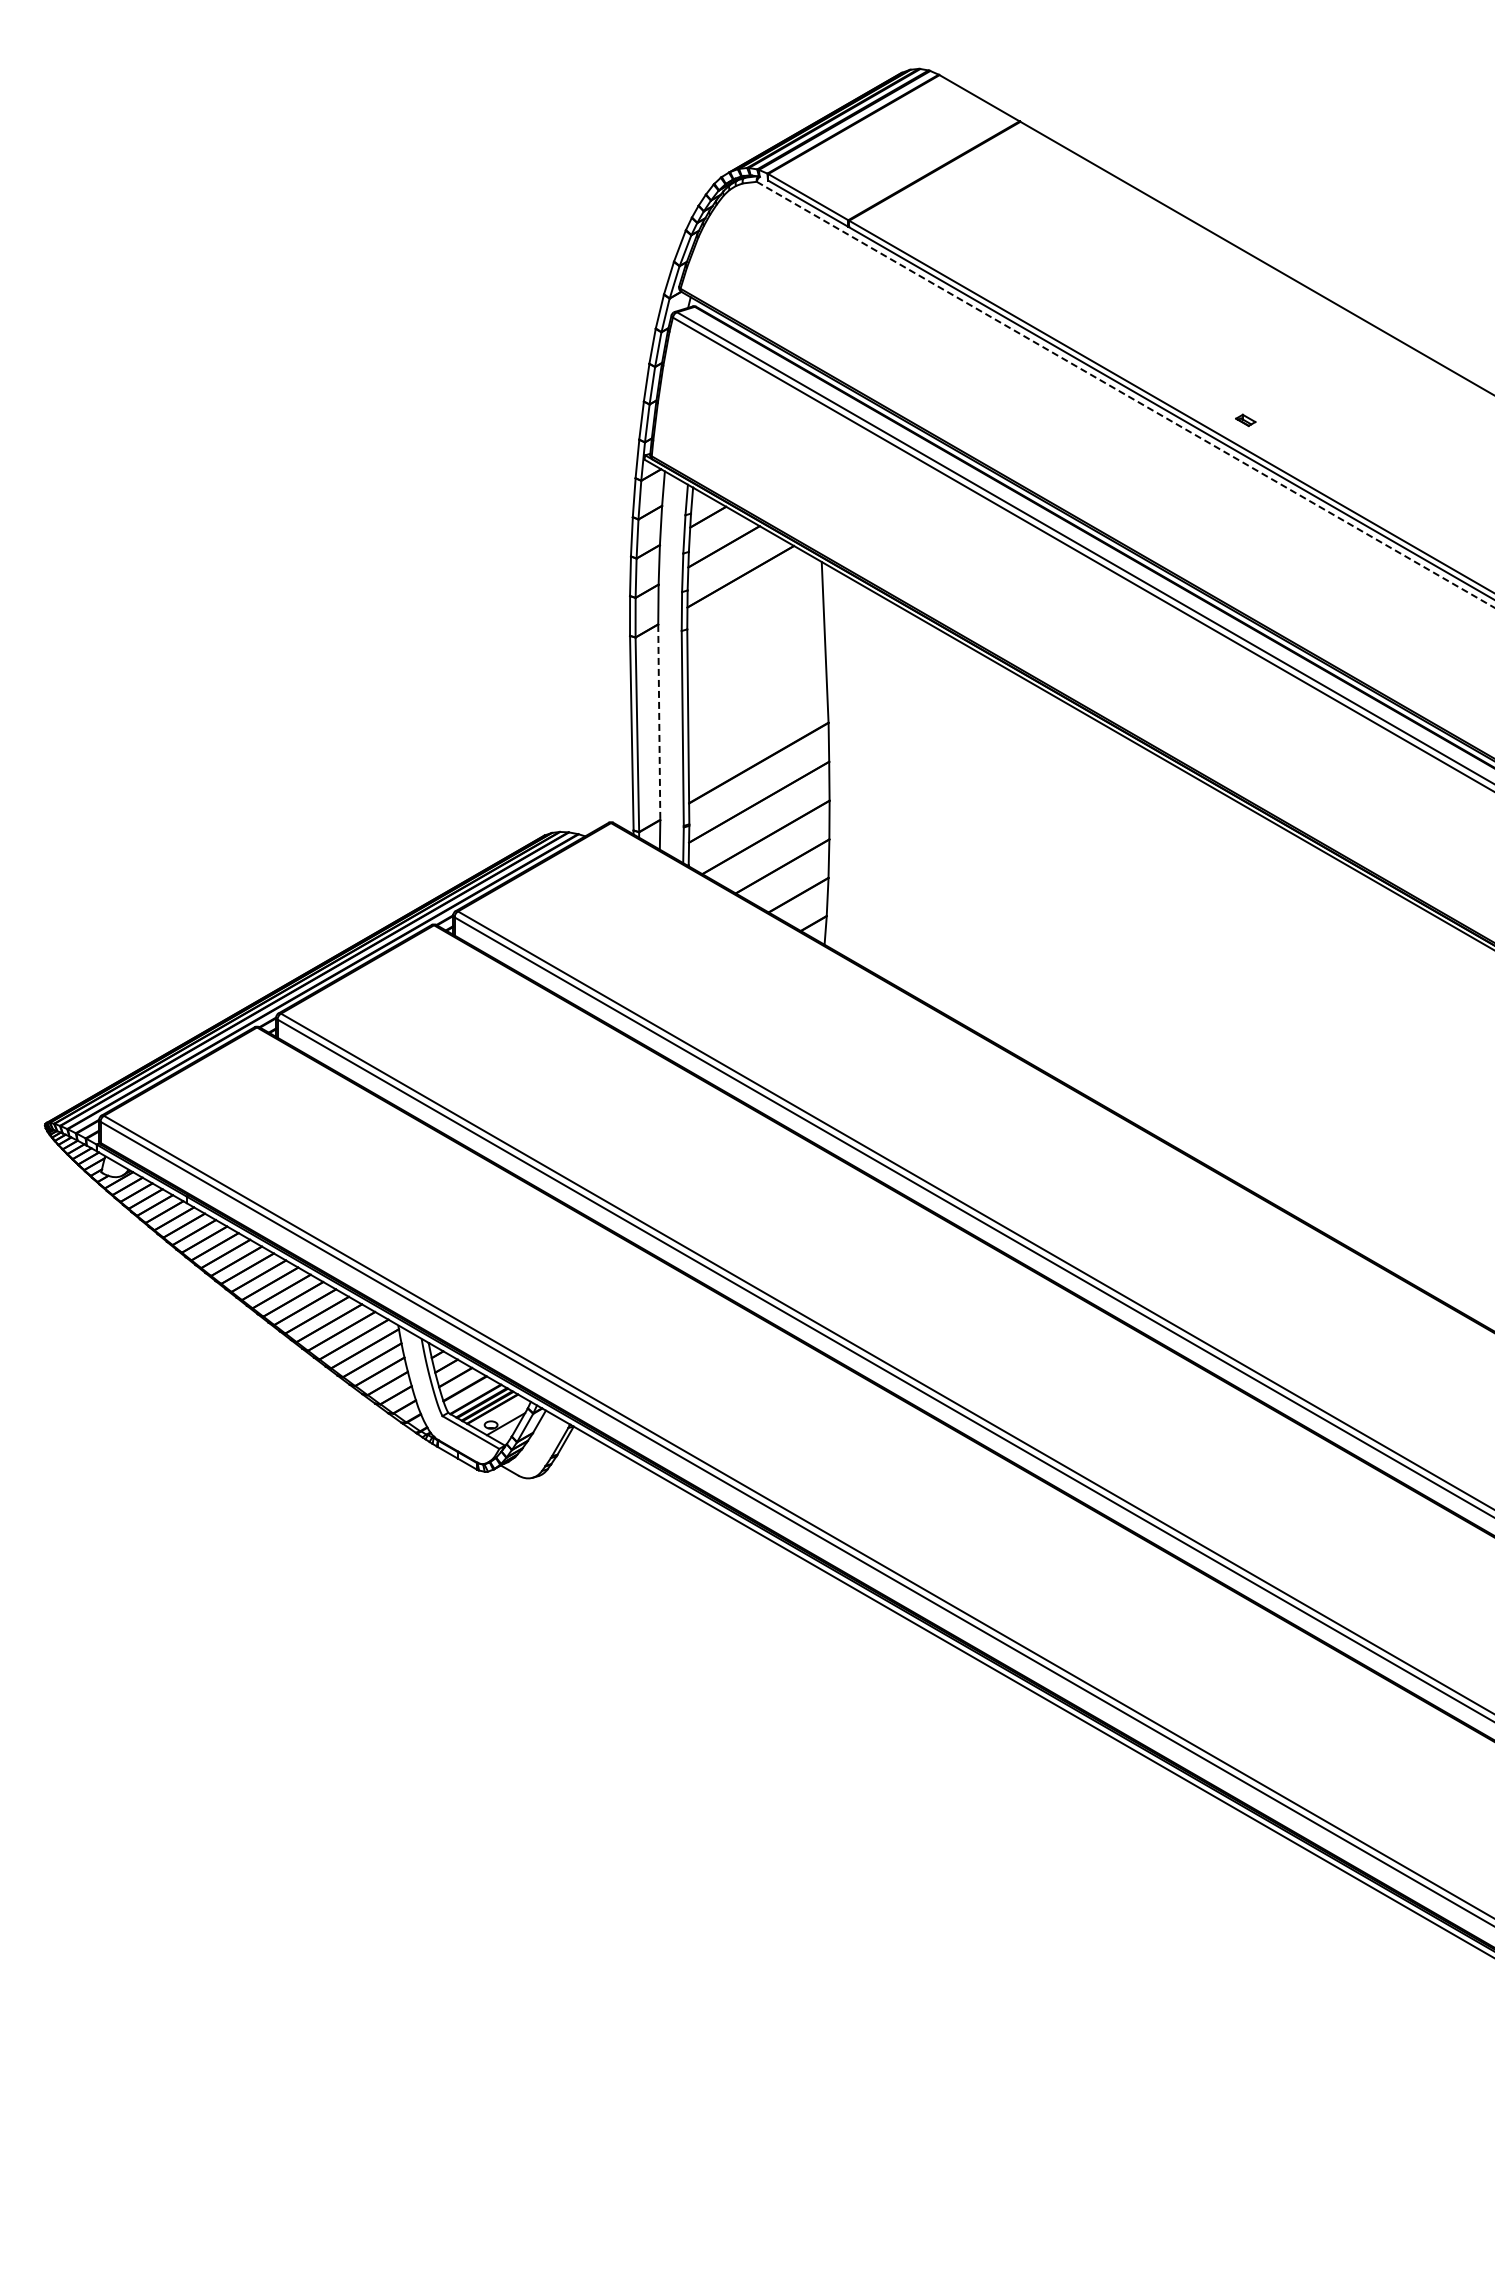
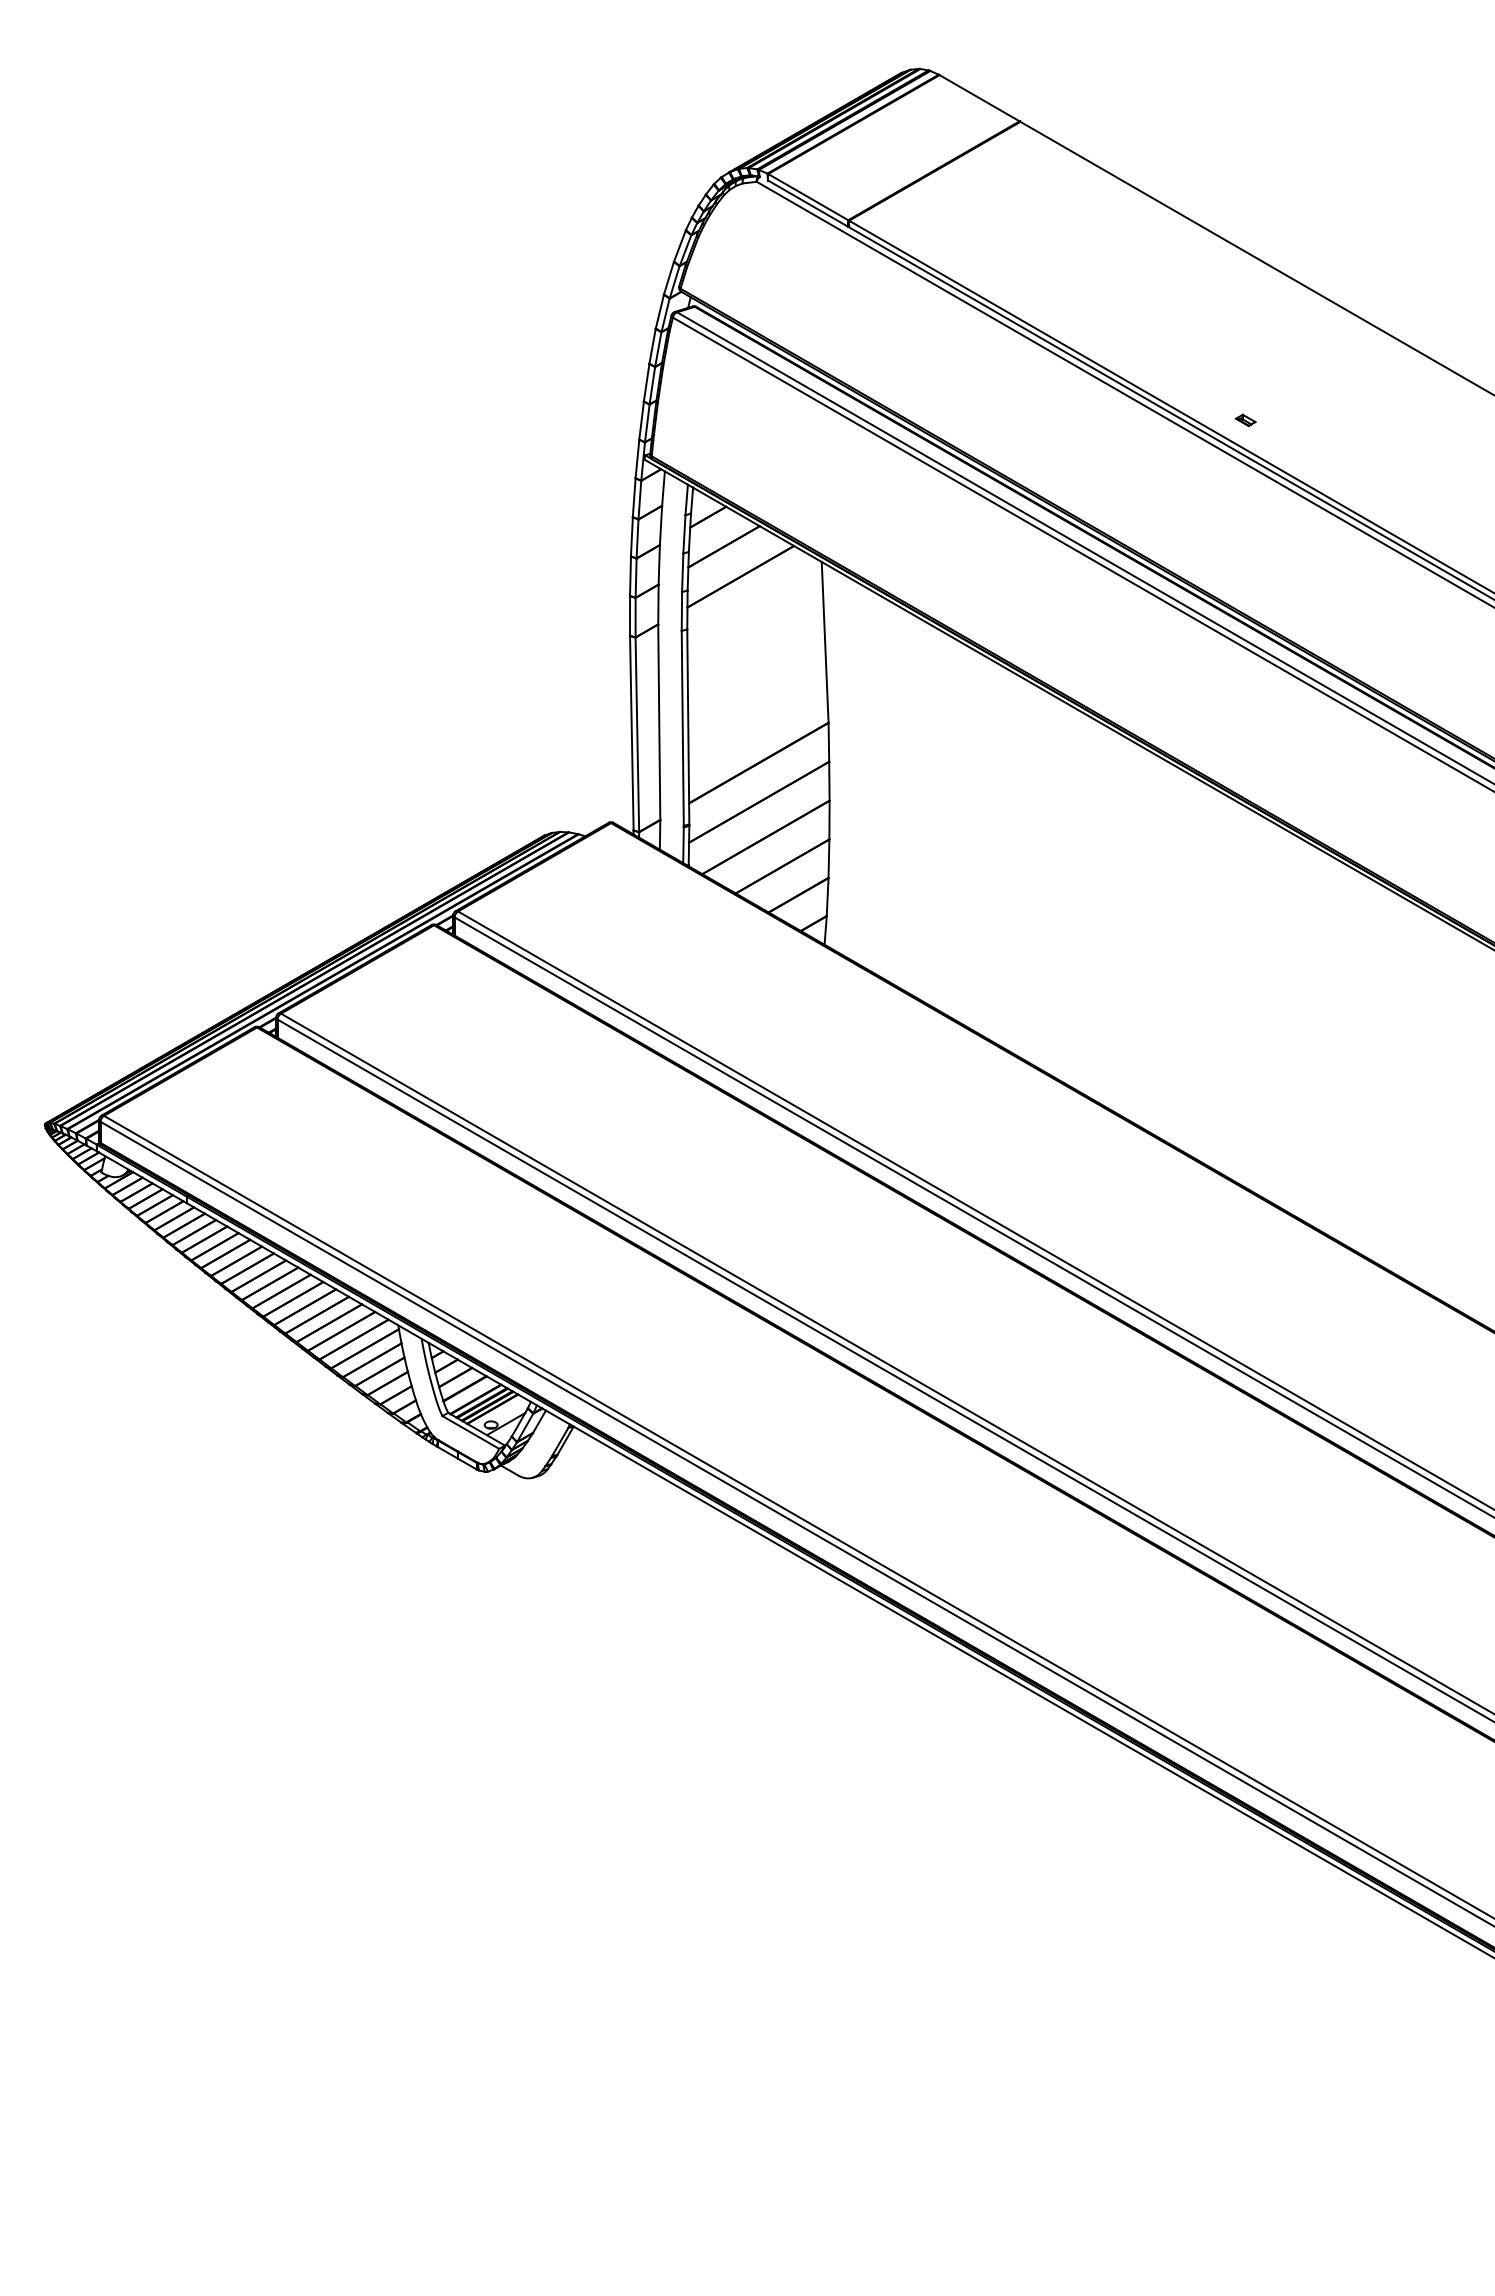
line: dashed -> solid (1125, 394)
line: dashed -> solid (659, 722)
